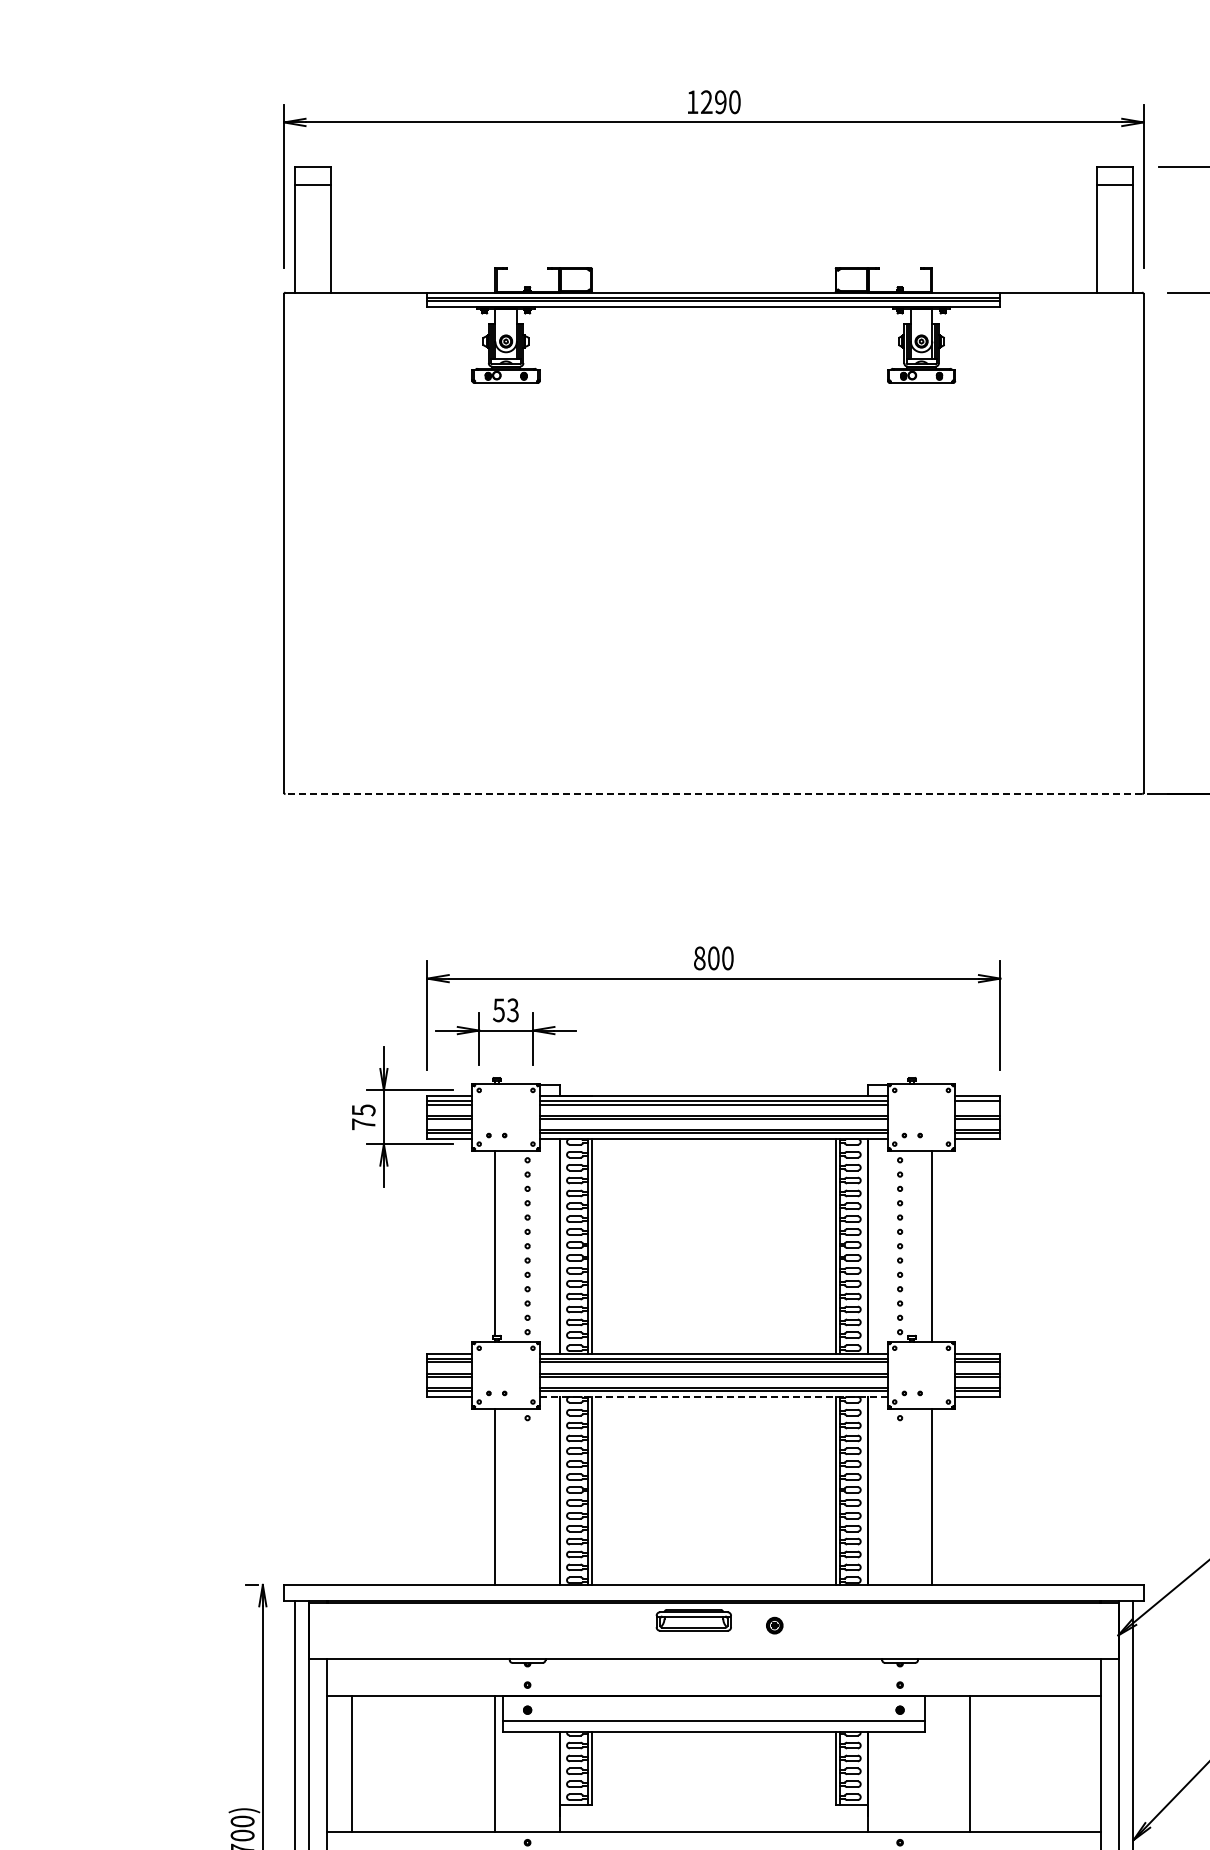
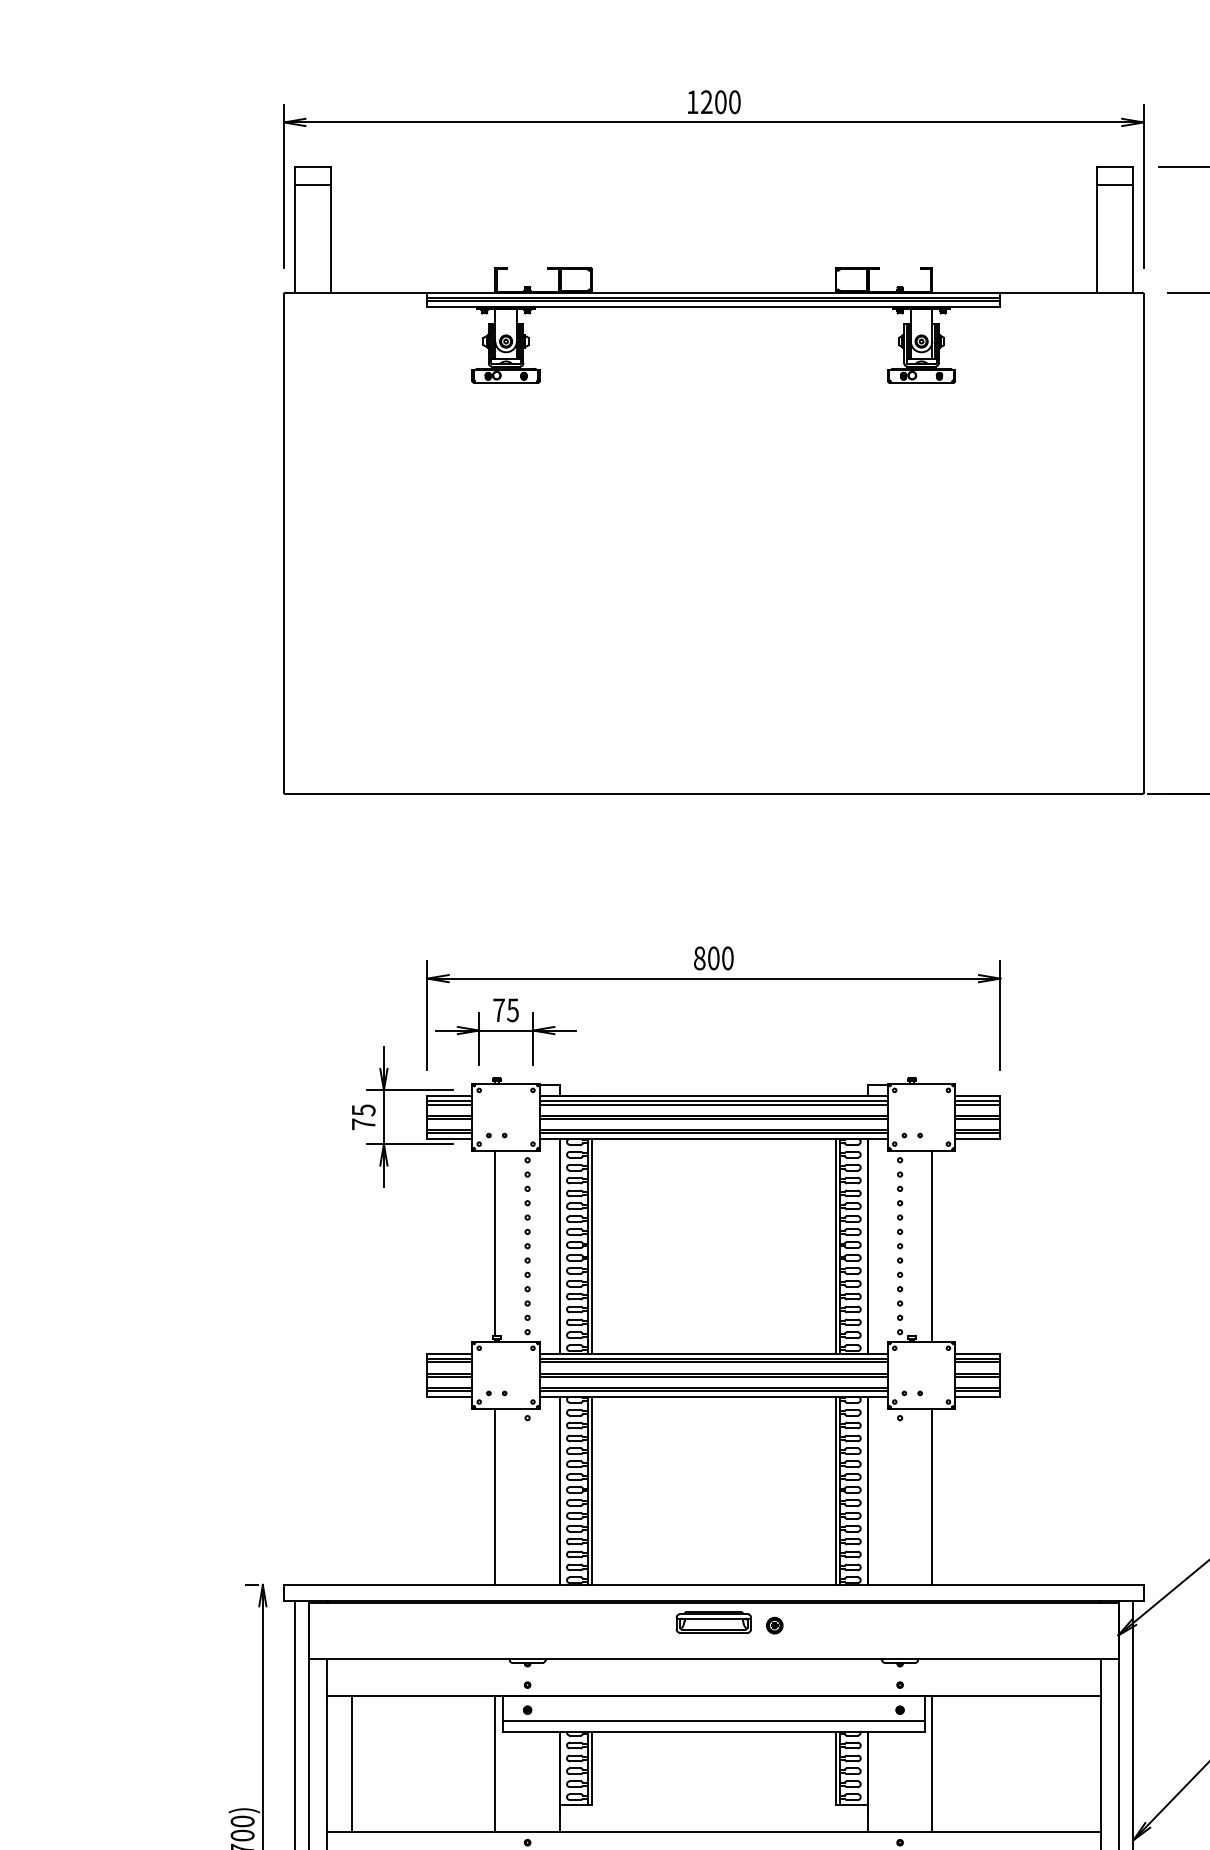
text: 1290 -> 1200 (720, 102)
line: dashed -> solid (713, 794)
text: 53 -> 75 (505, 1010)
line: none -> present (977, 1104)
line: dashed -> solid (714, 1396)
part position: (693, 1620) -> (713, 1622) (713, 1622)
line position: (970, 1763) -> (932, 1763) (932, 1763)
